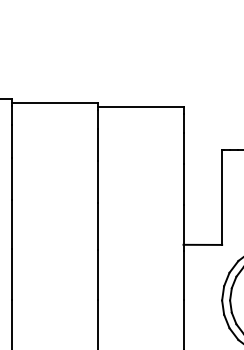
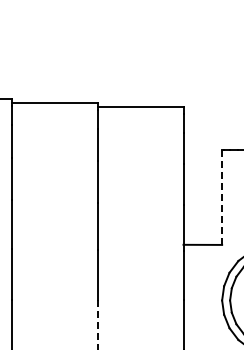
line: solid -> dashed (222, 197)
line: solid -> dashed (97, 324)
